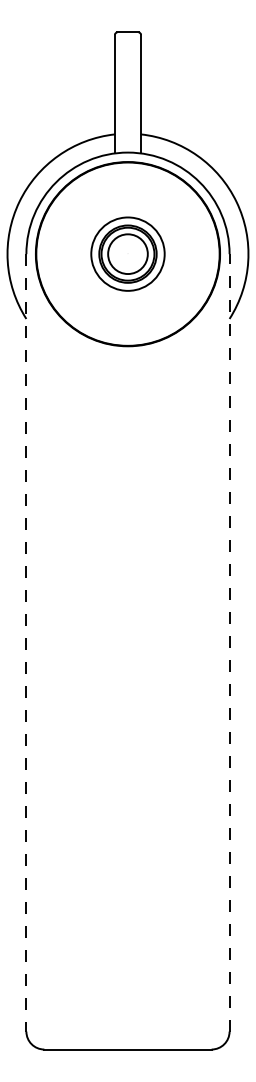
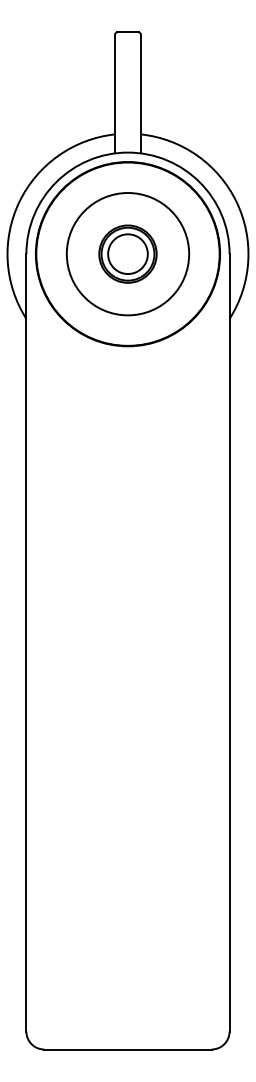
circle diameter: 73 px -> 122 px (127, 254)
line: dashed -> solid (26, 642)
line: dashed -> solid (229, 642)
